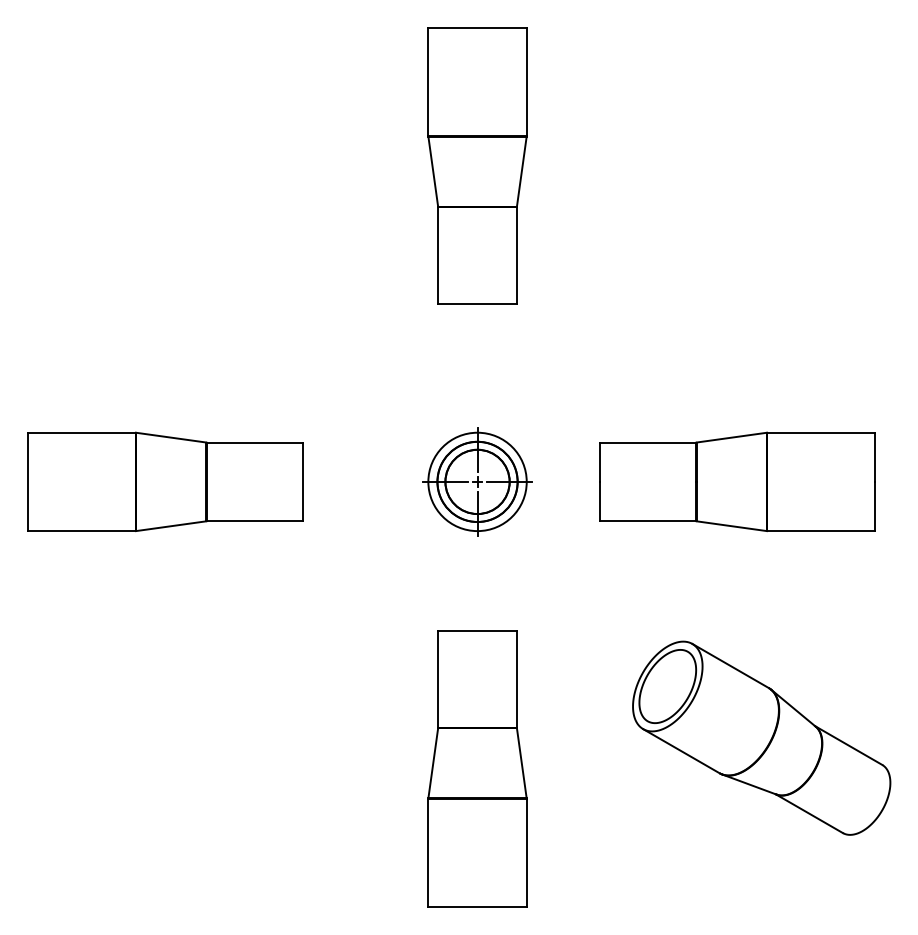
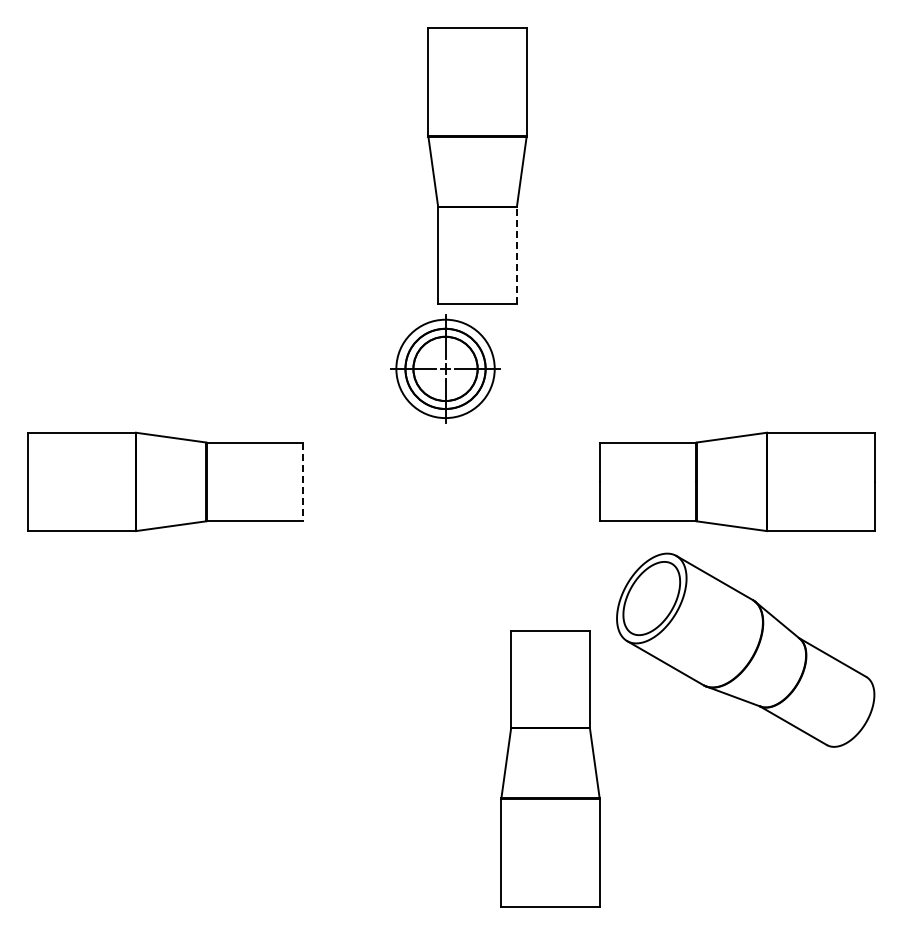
line: solid -> dashed (516, 254)
part position: (477, 481) -> (445, 368) (445, 368)
line: solid -> dashed (303, 482)
part position: (761, 737) -> (745, 649) (745, 649)
part position: (477, 768) -> (550, 768) (550, 768)
